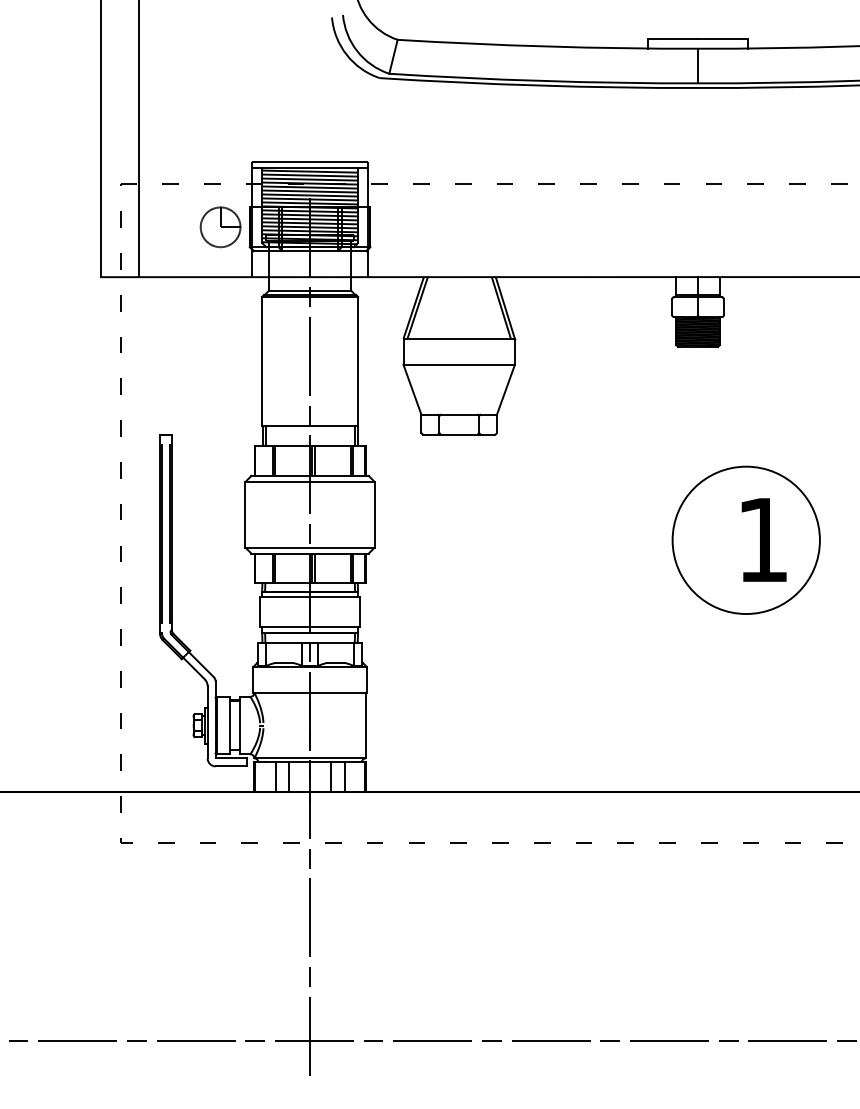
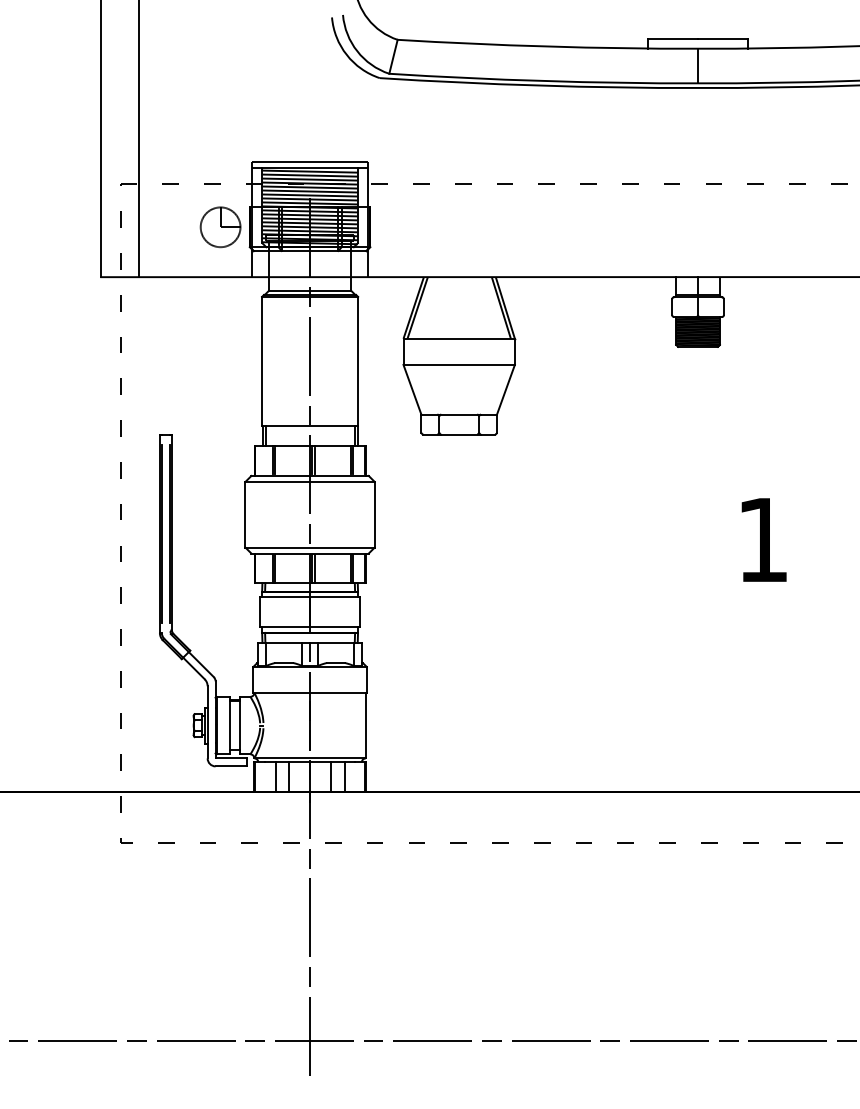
circle: present -> none (745, 539)
